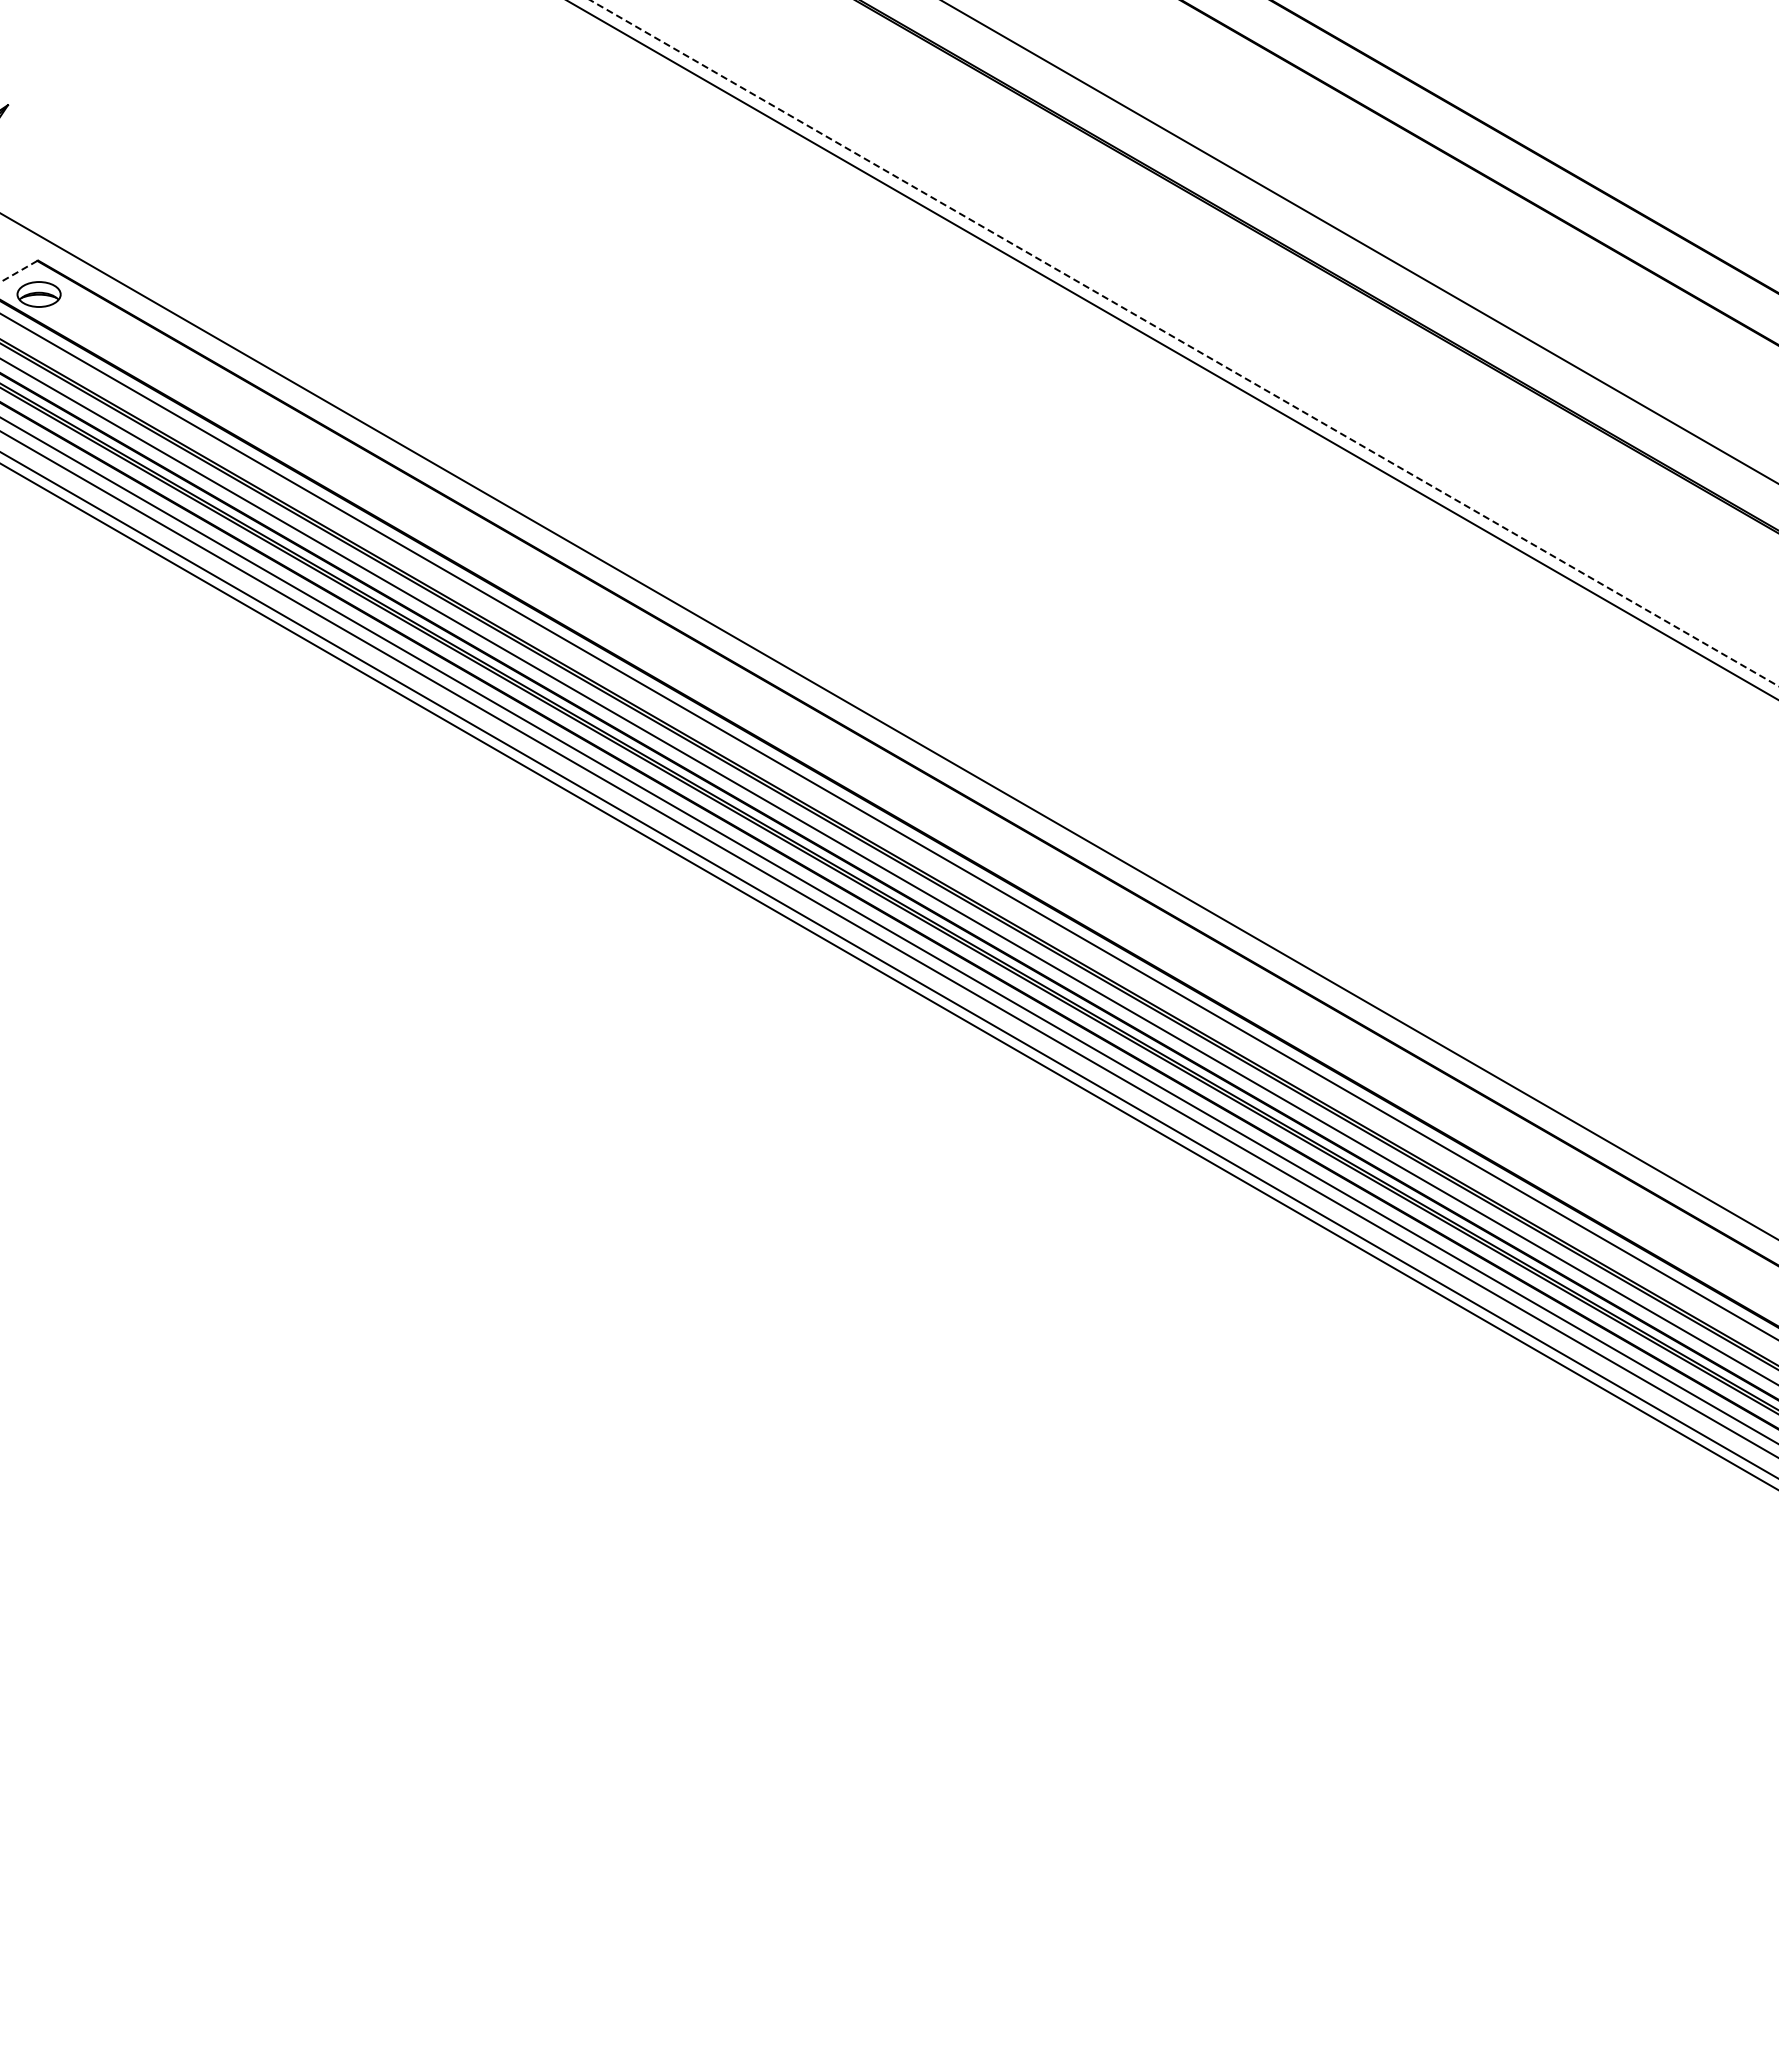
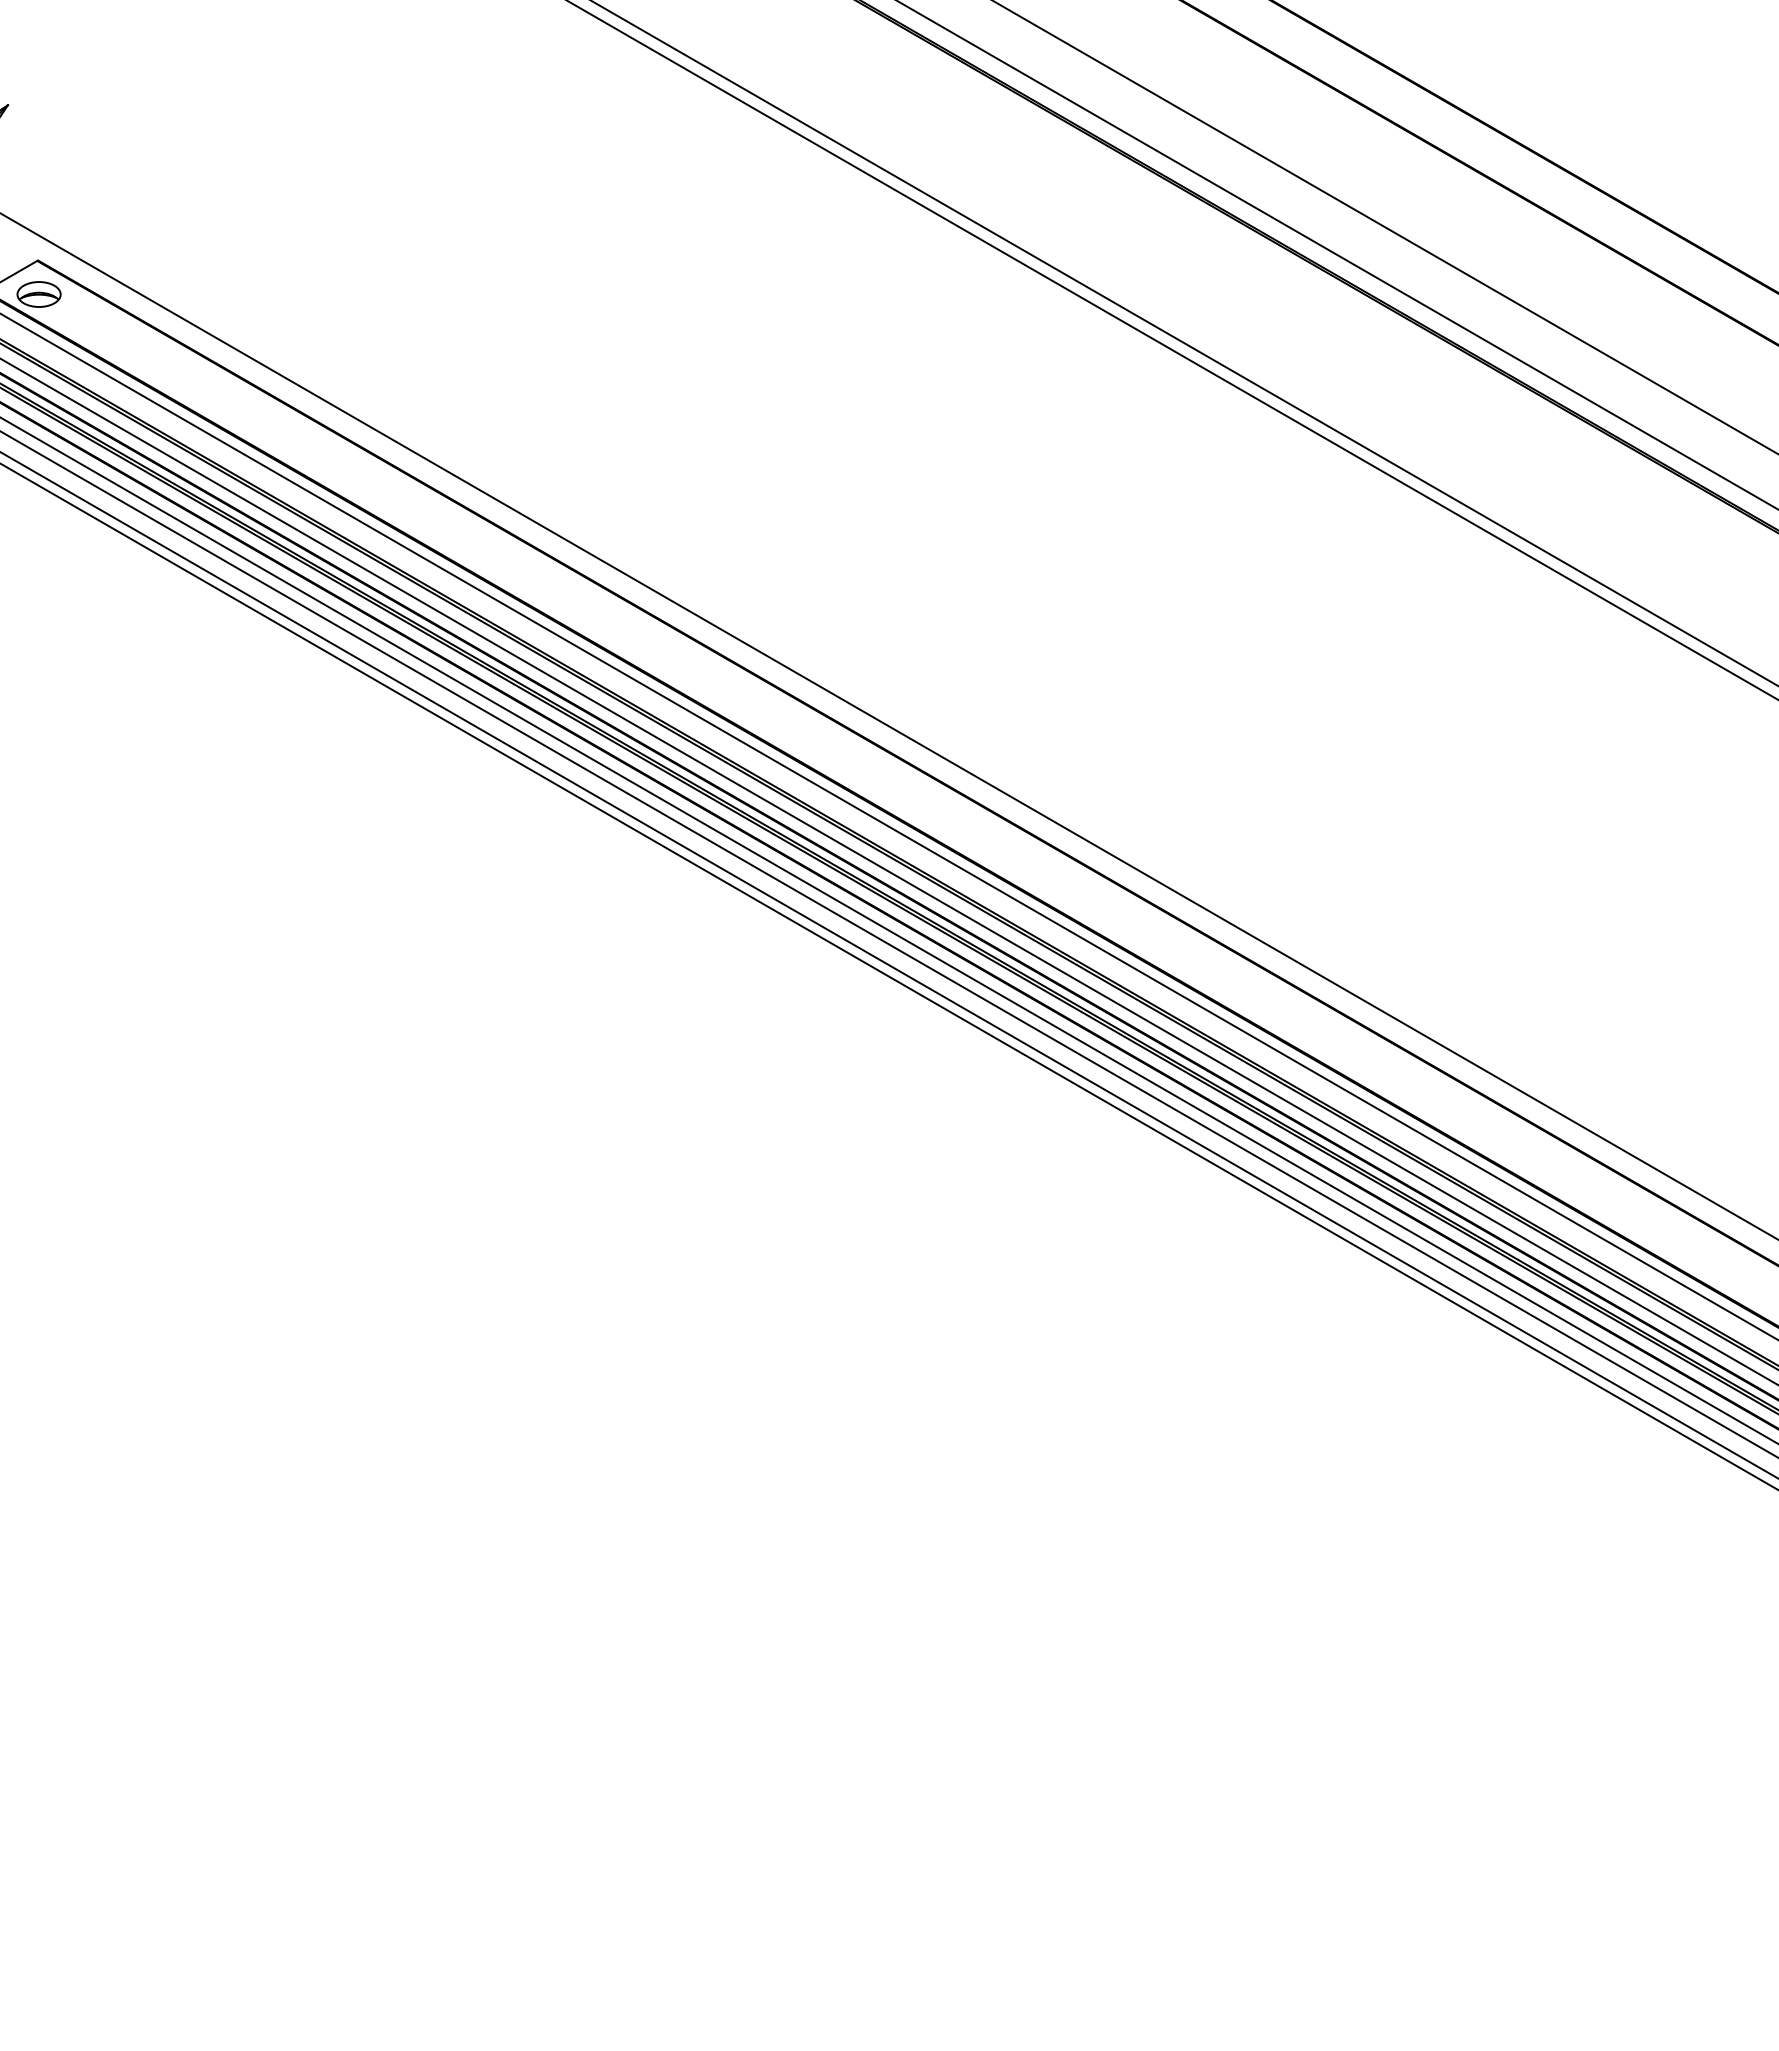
line position: (1359, 242) -> (1385, 227) (1385, 227)
line: none -> present (1337, 255)
line: dashed -> solid (18, 271)
line: dashed -> solid (1184, 343)
